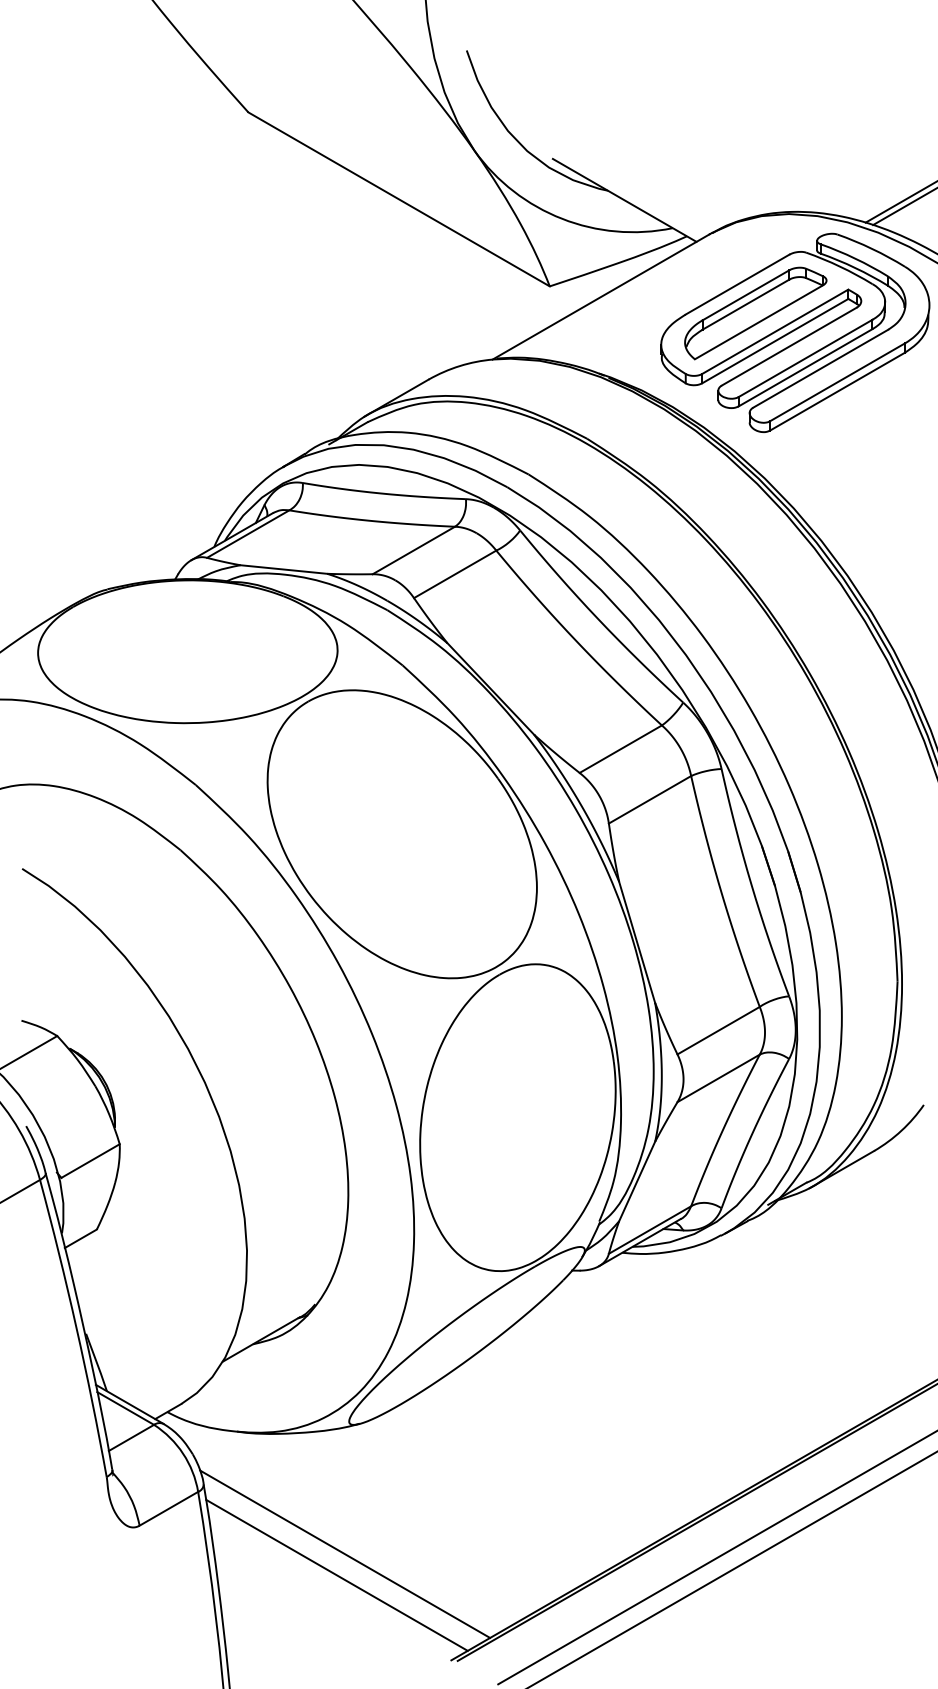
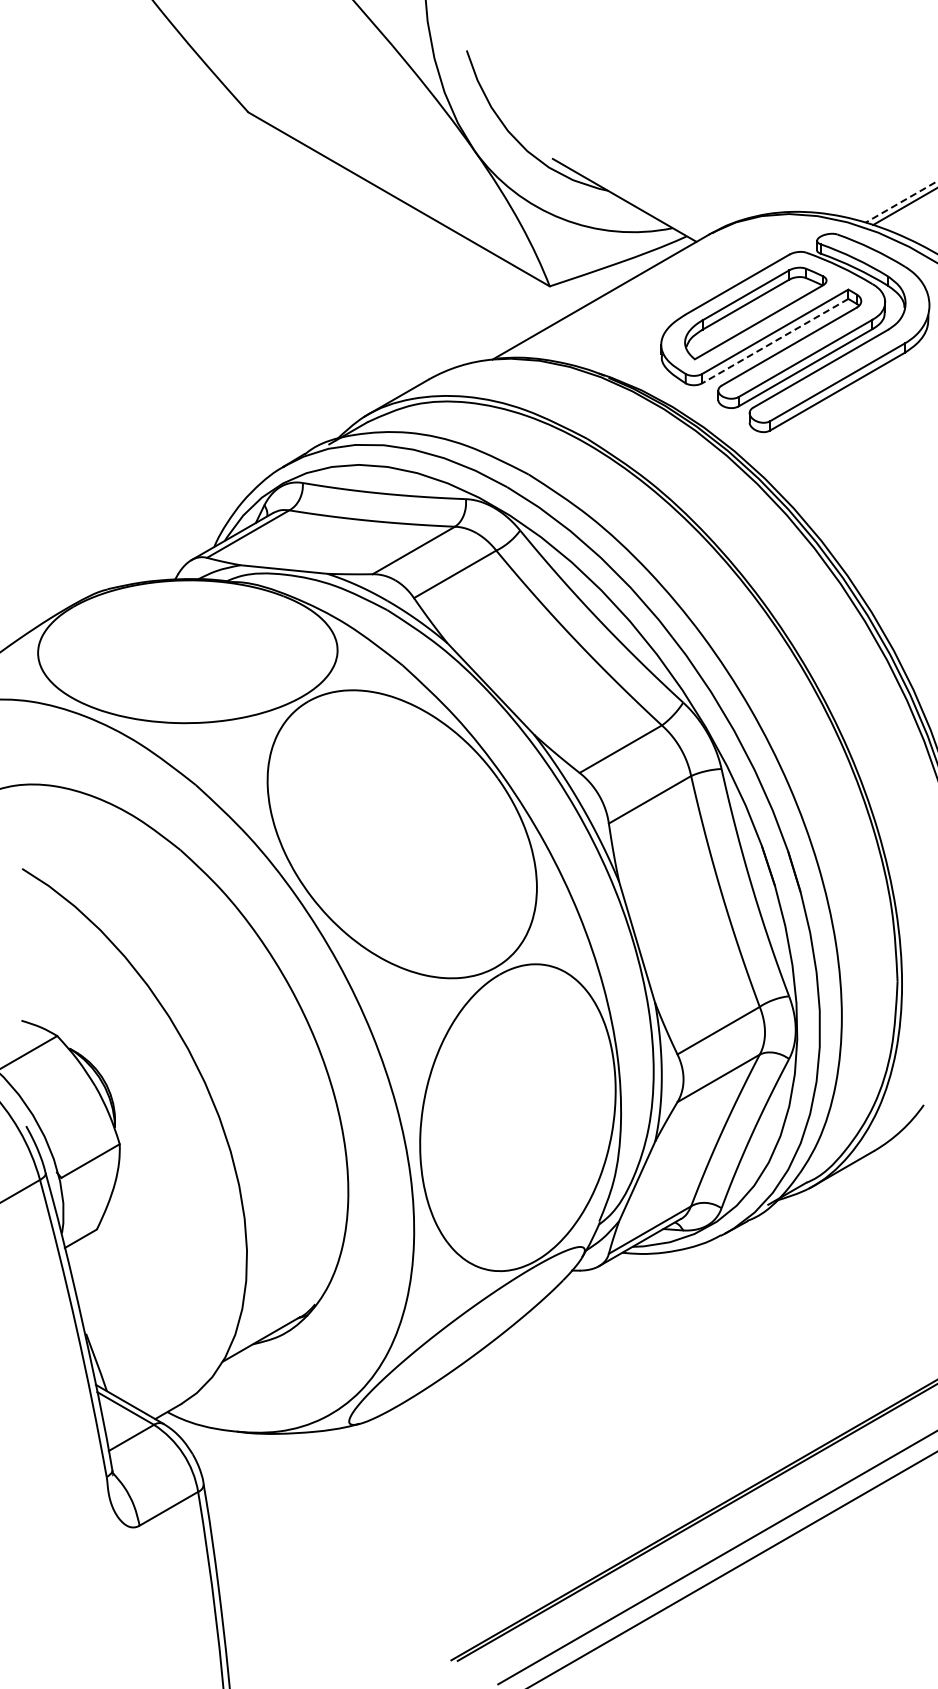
line: solid -> dashed (901, 202)
line: solid -> dashed (774, 341)
line: present -> none (345, 1553)
line: present -> none (336, 1574)
